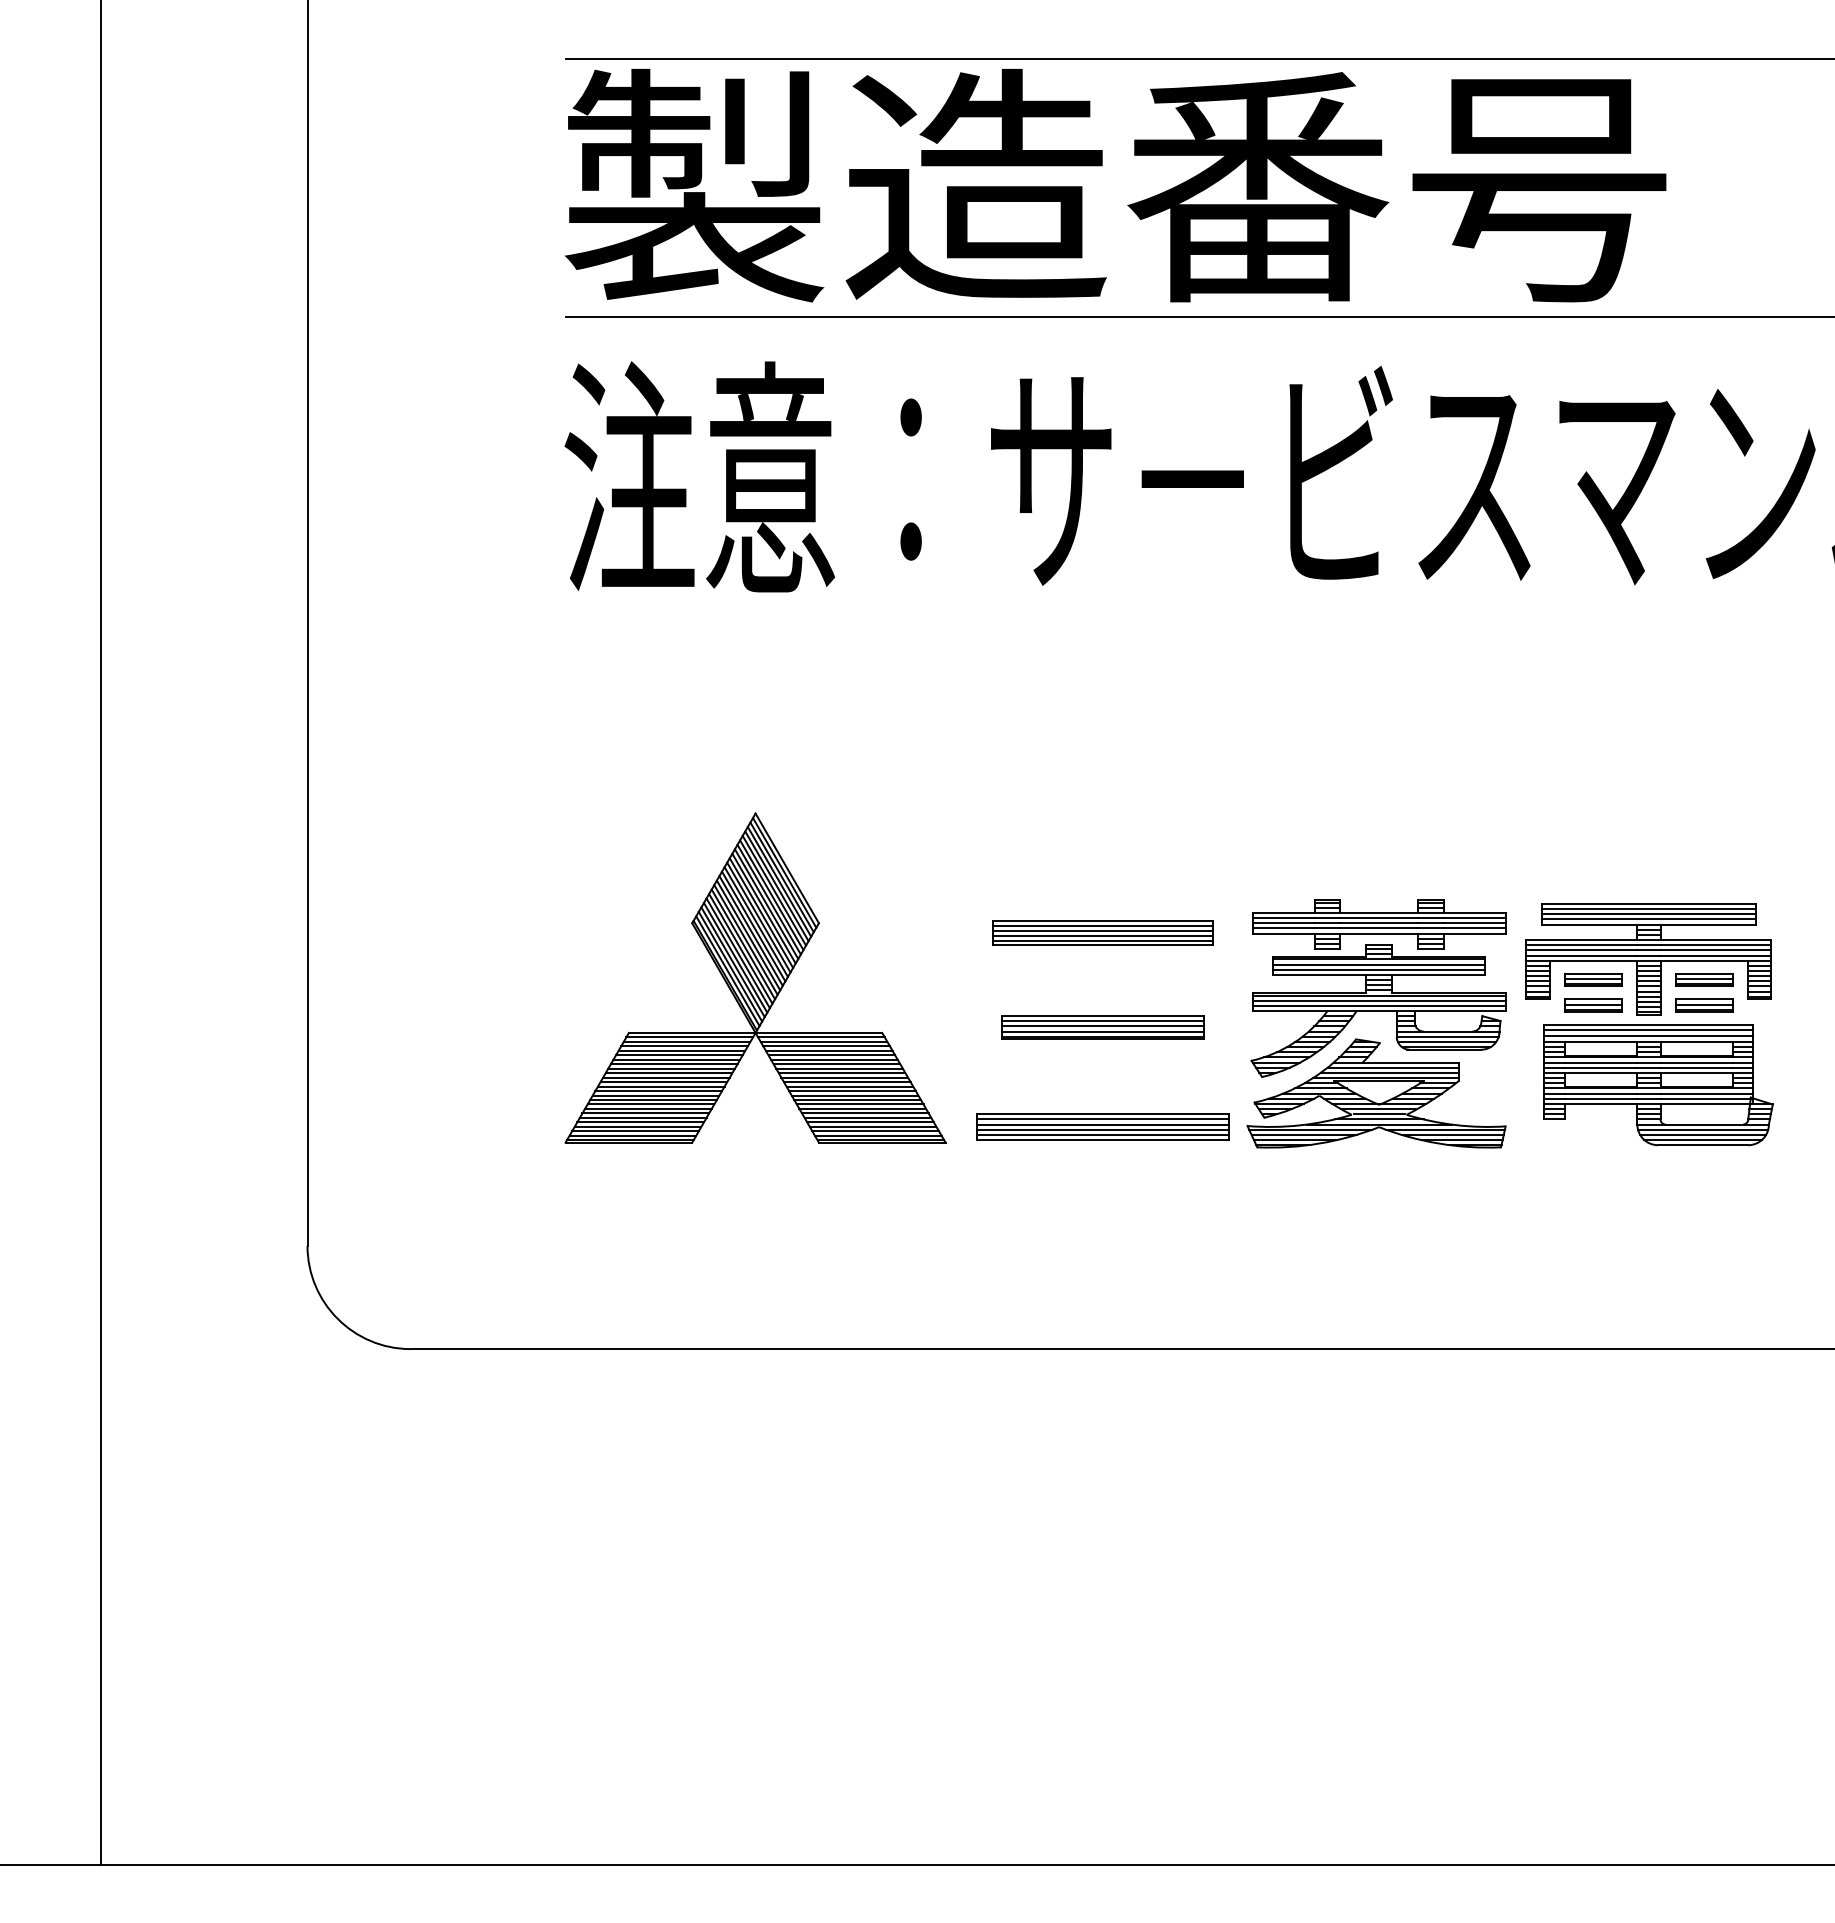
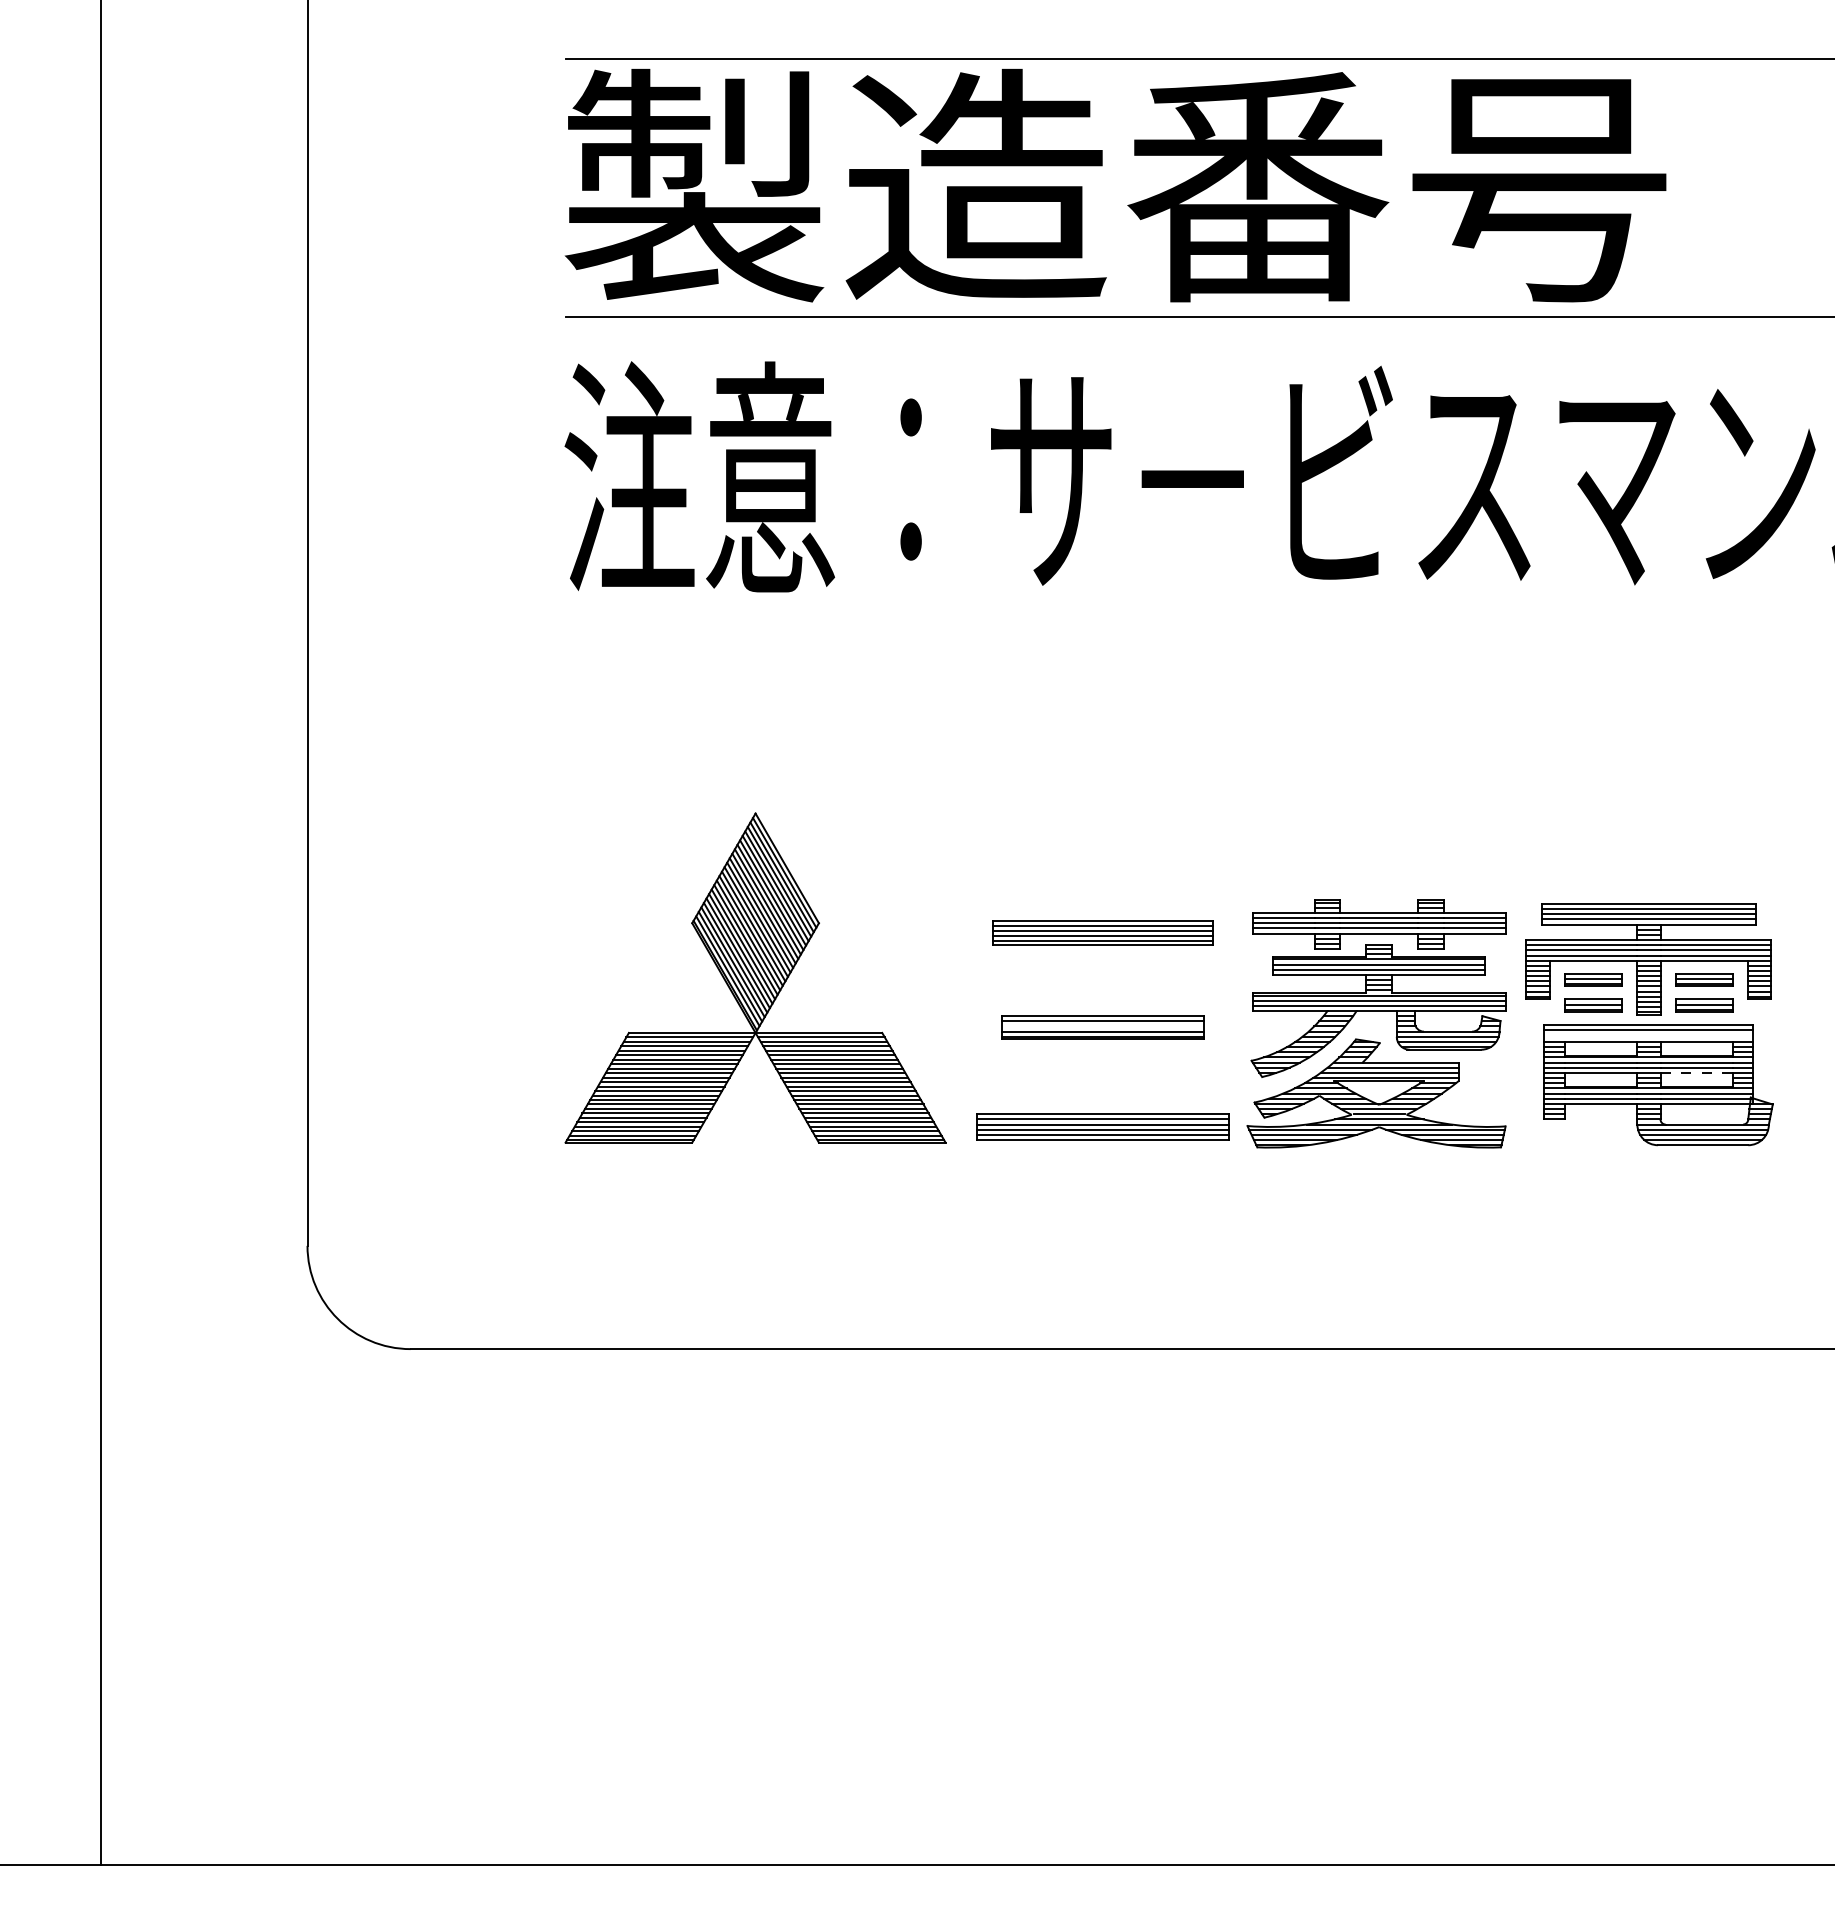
line: present -> none (1102, 1026)
line: present -> none (1648, 1035)
line: solid -> dashed (1697, 1072)
